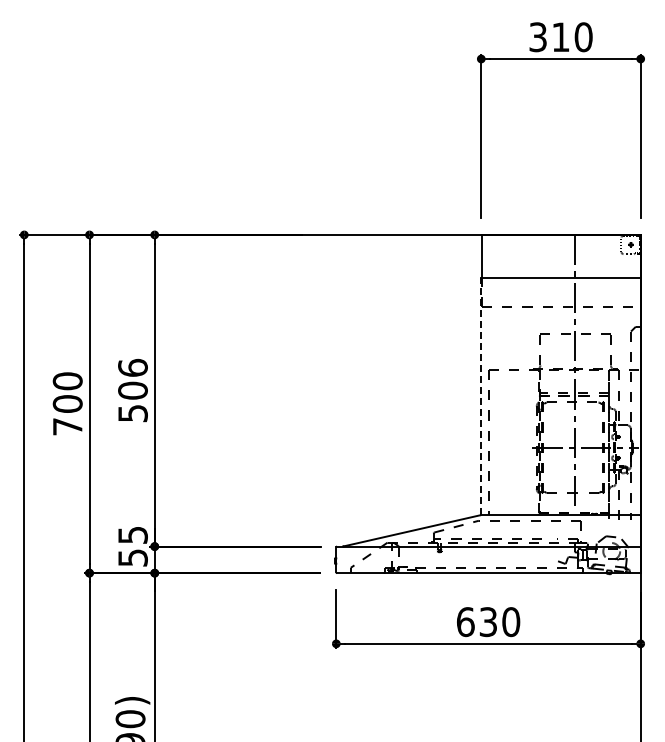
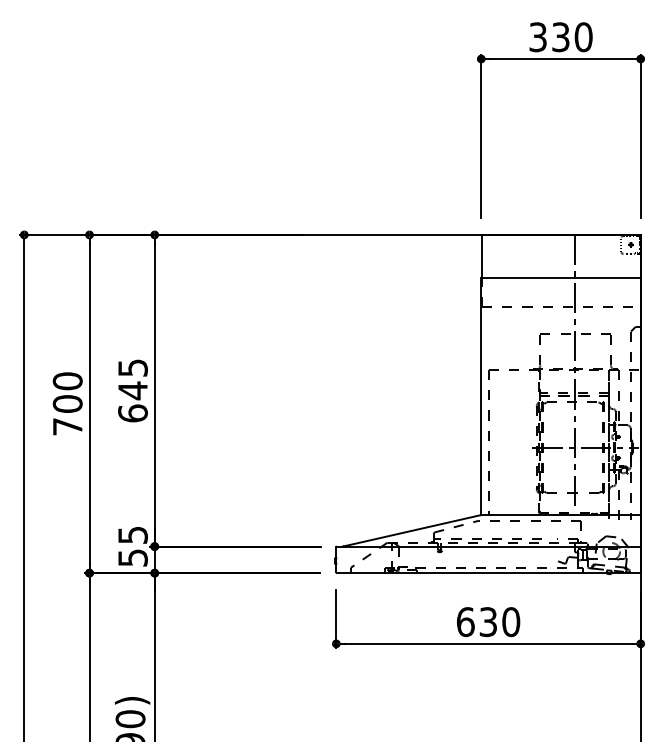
text: 310 -> 330 (560, 37)
text: 506 -> 645 (132, 390)
line: dashed -> solid (481, 396)
